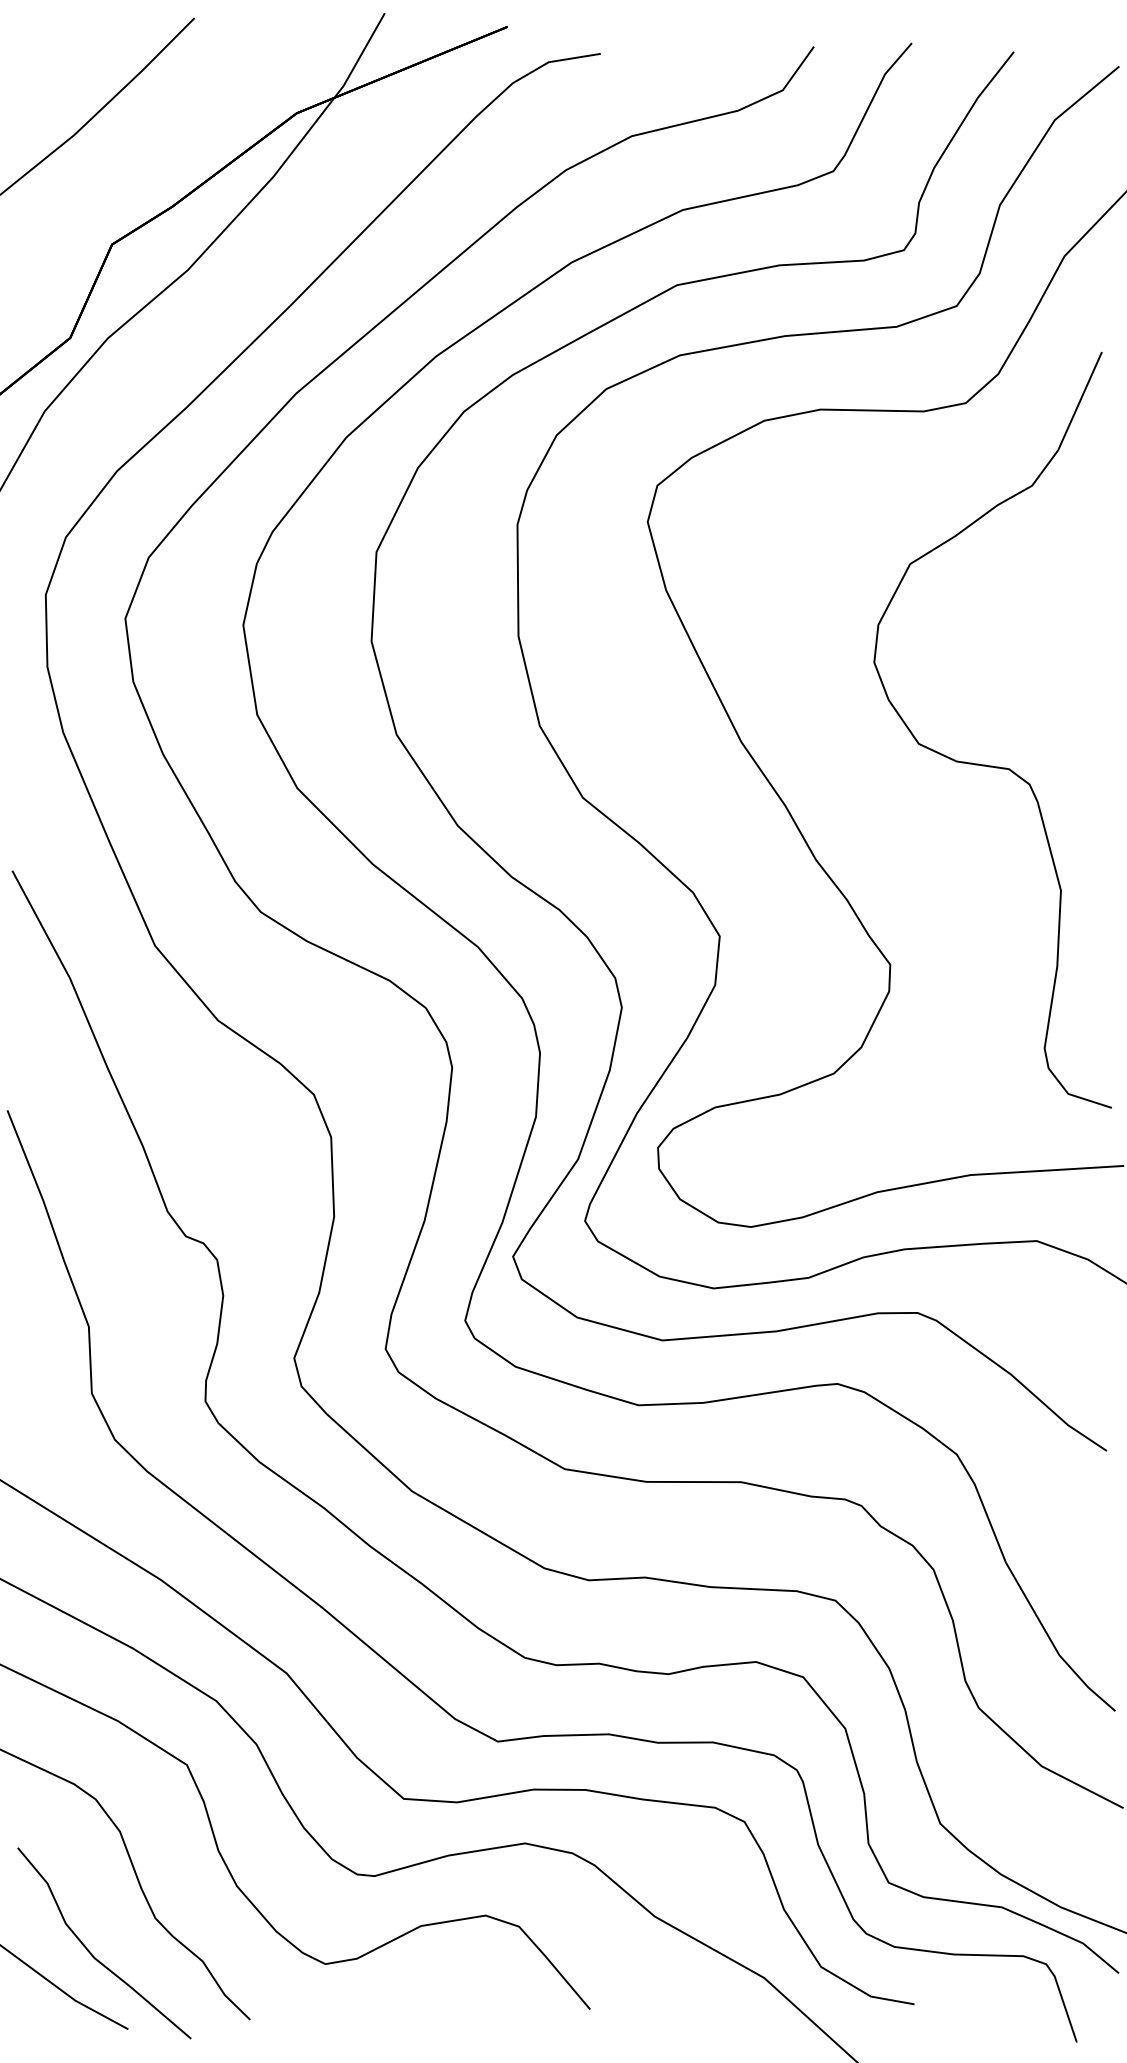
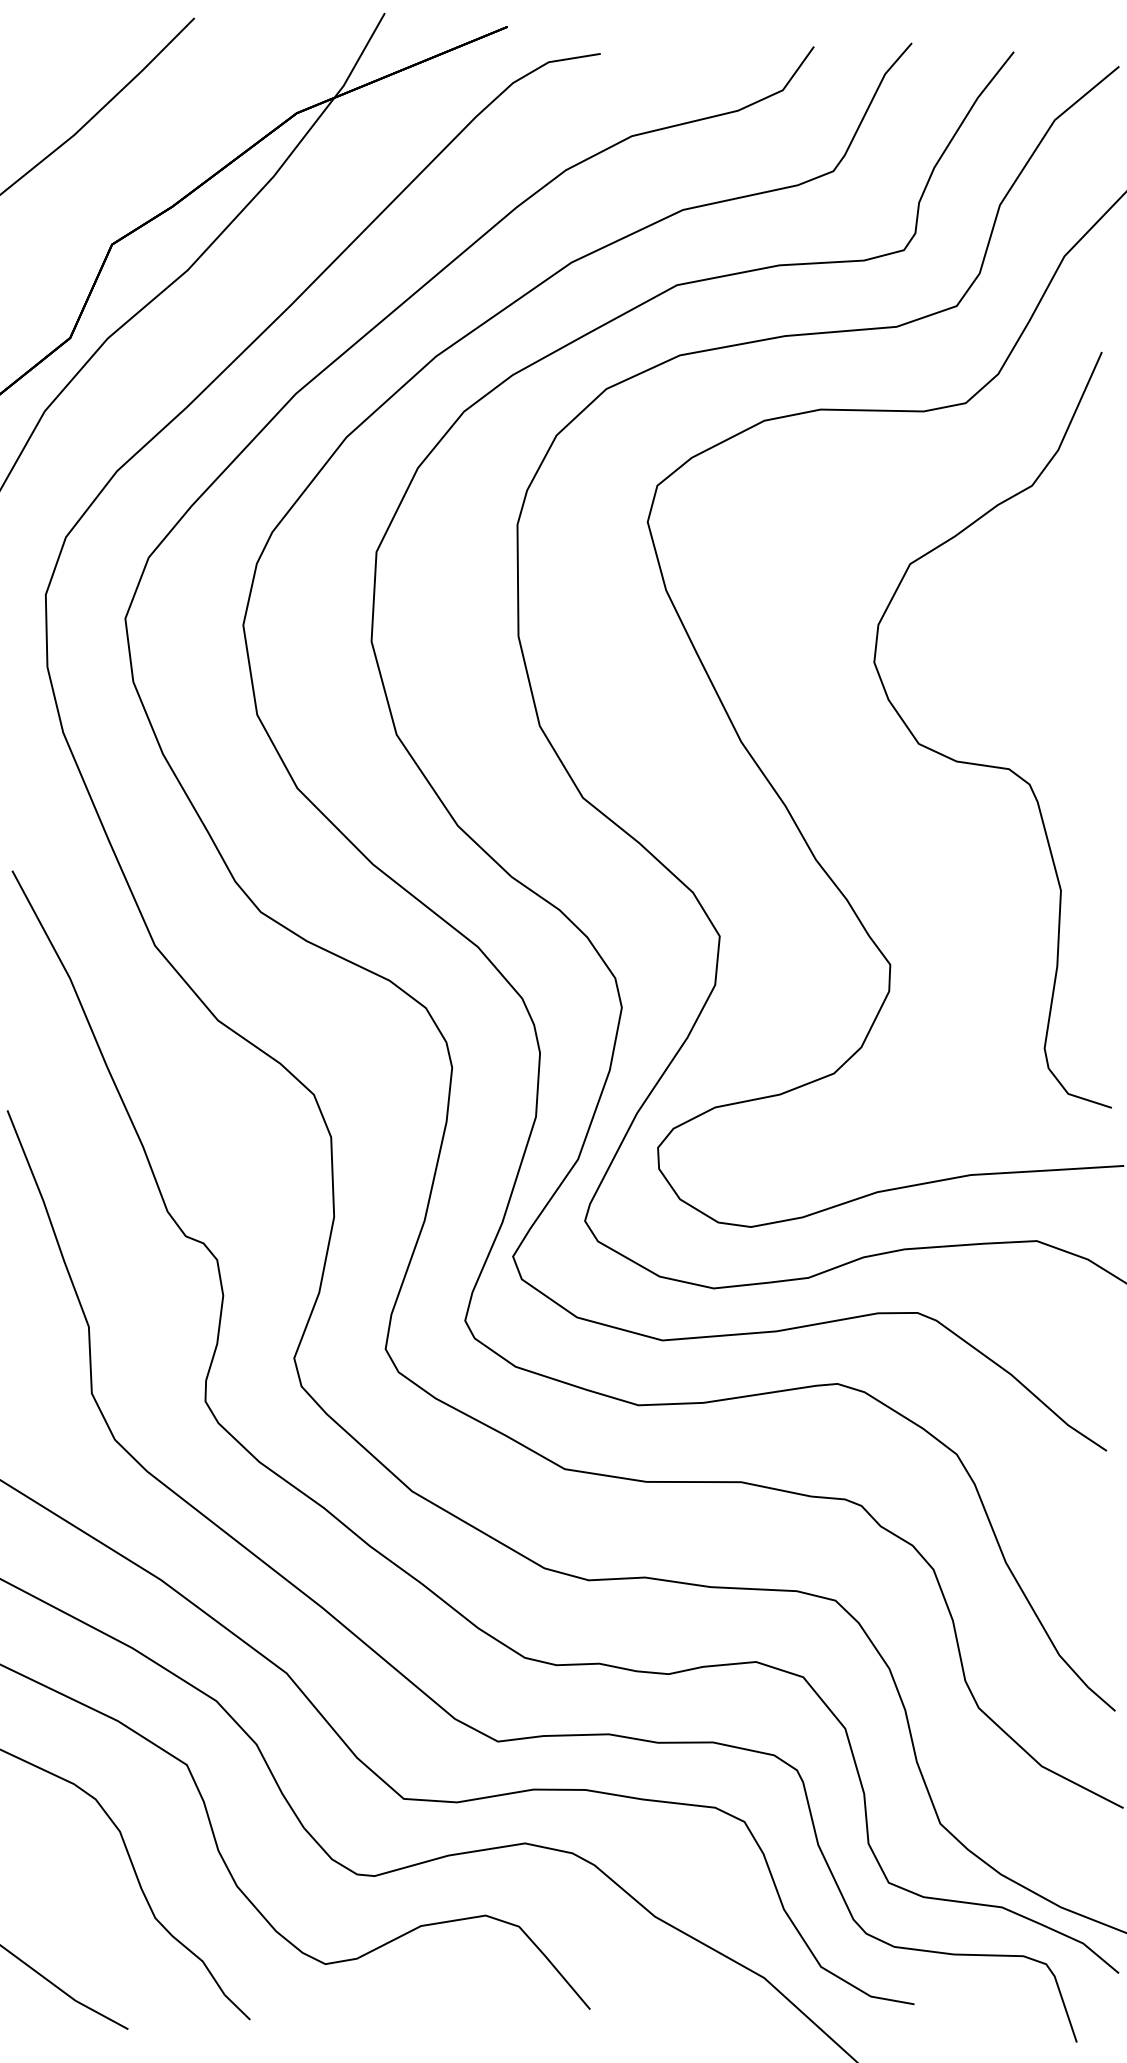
curve: present -> none (91, 1952)
